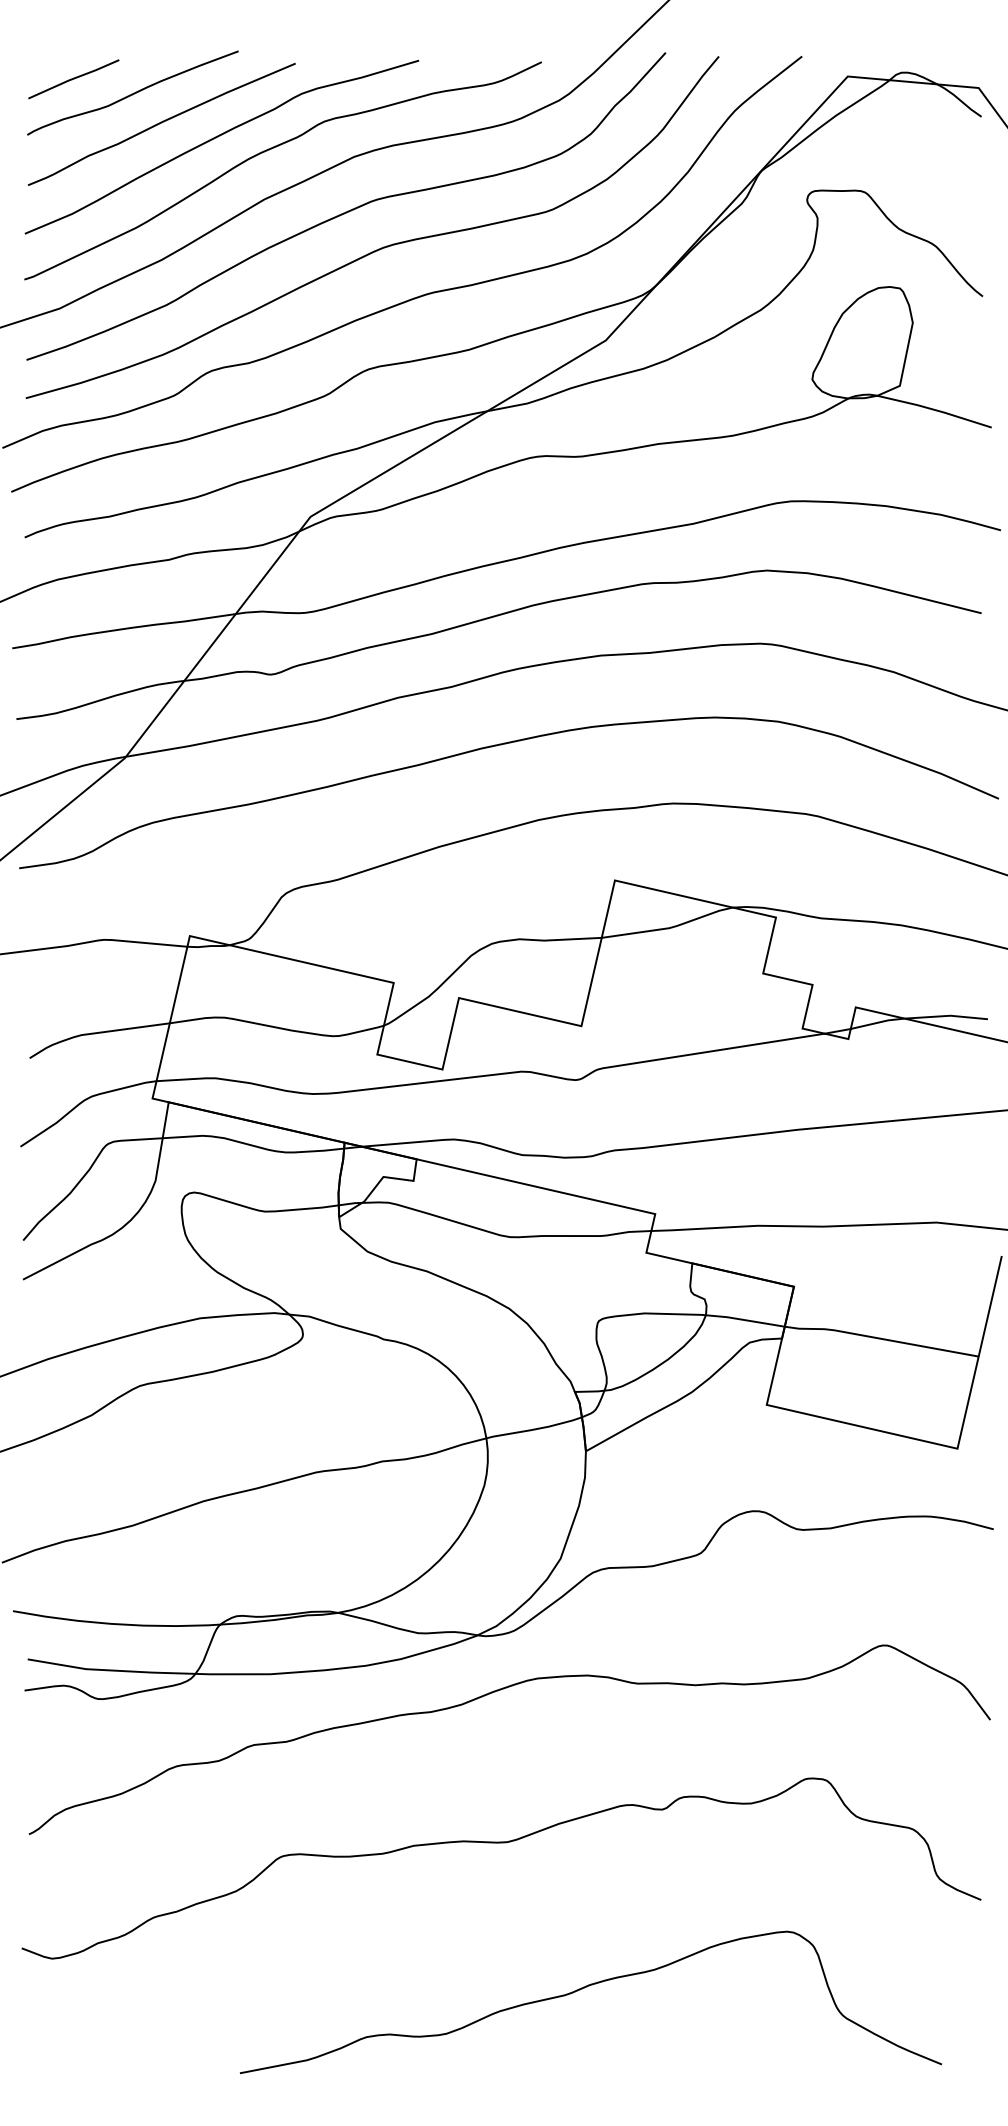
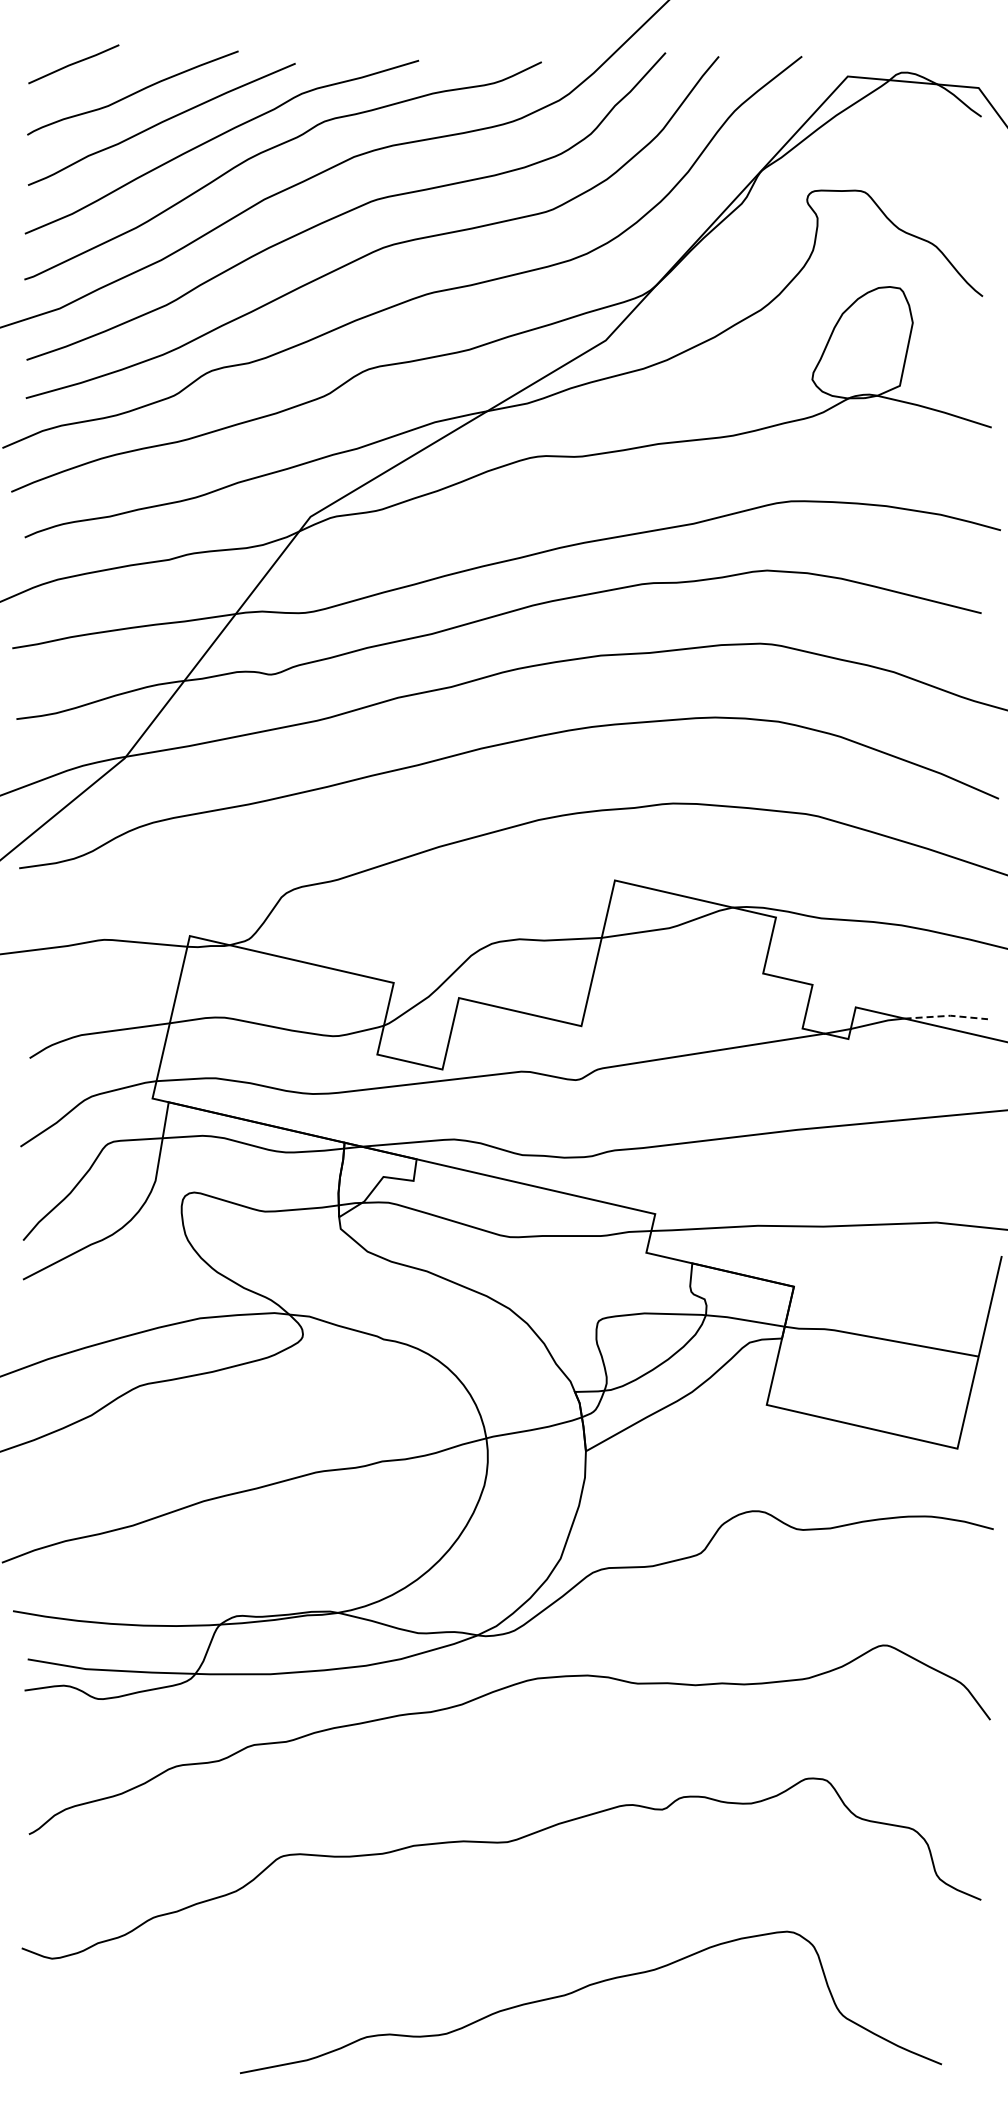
line position: (73, 79) -> (73, 64) (73, 64)
line: solid -> dashed (946, 1015)
